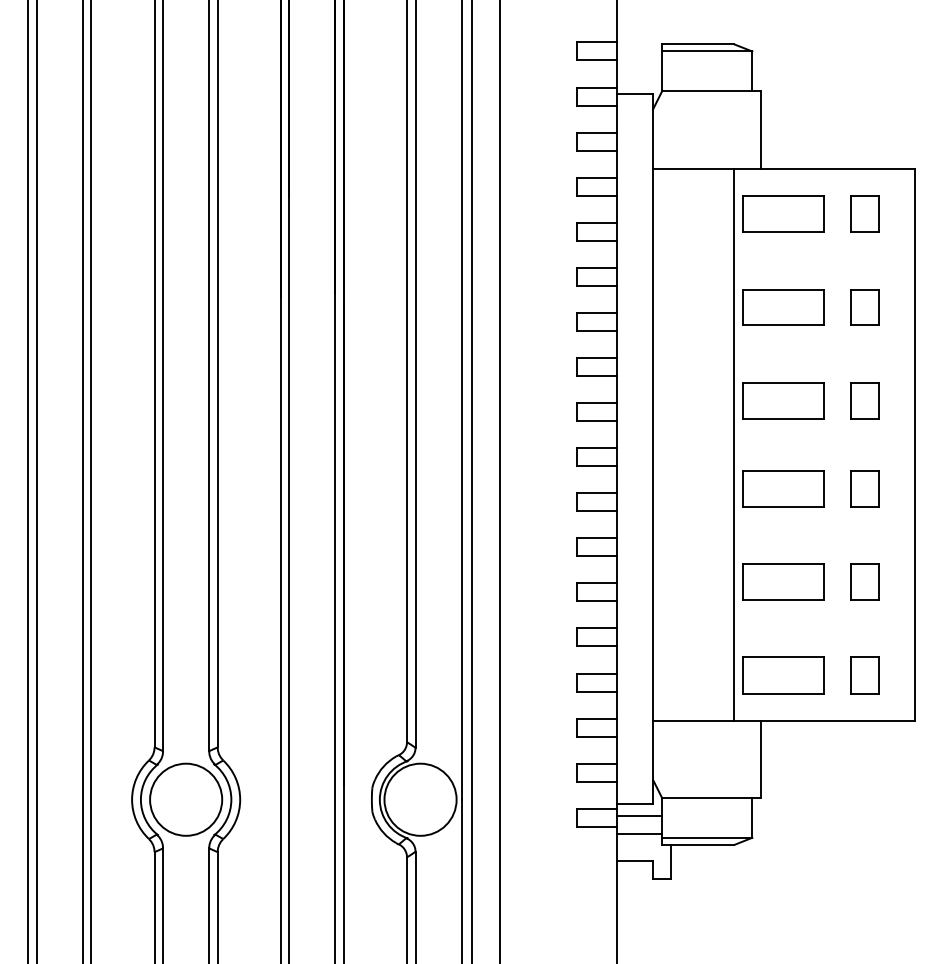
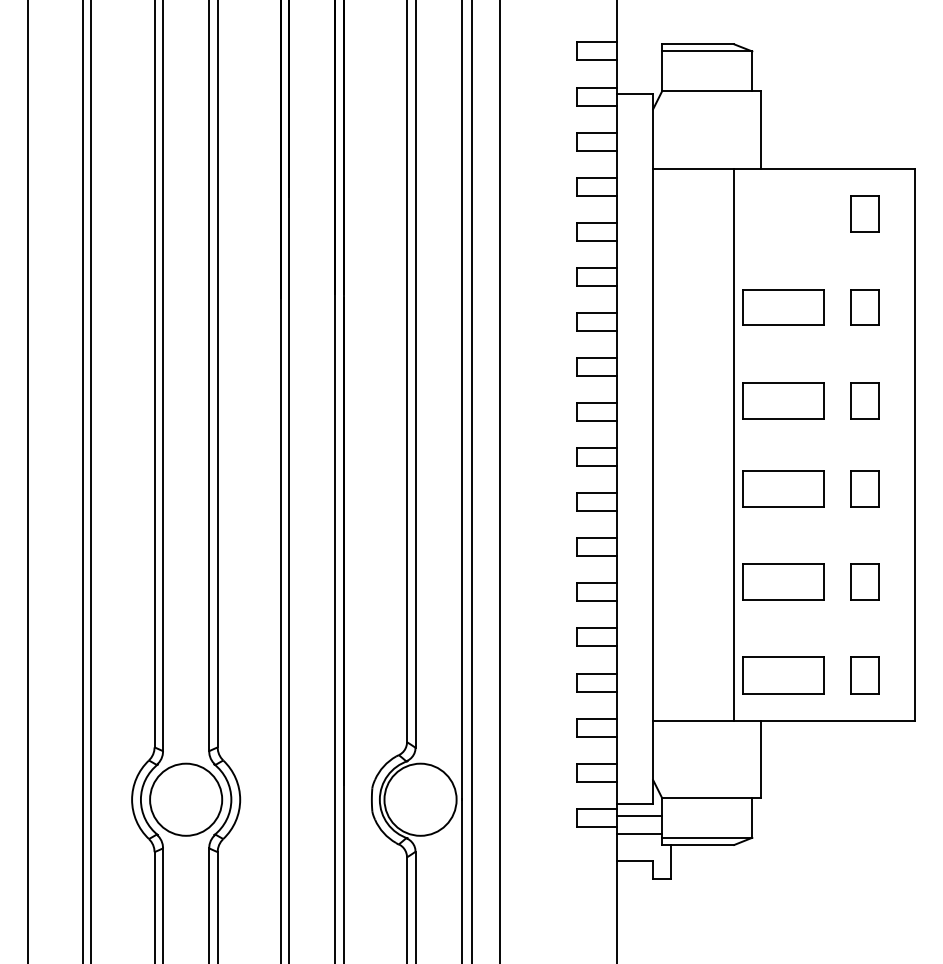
part: present -> none (783, 213)
line: present -> none (36, 481)
